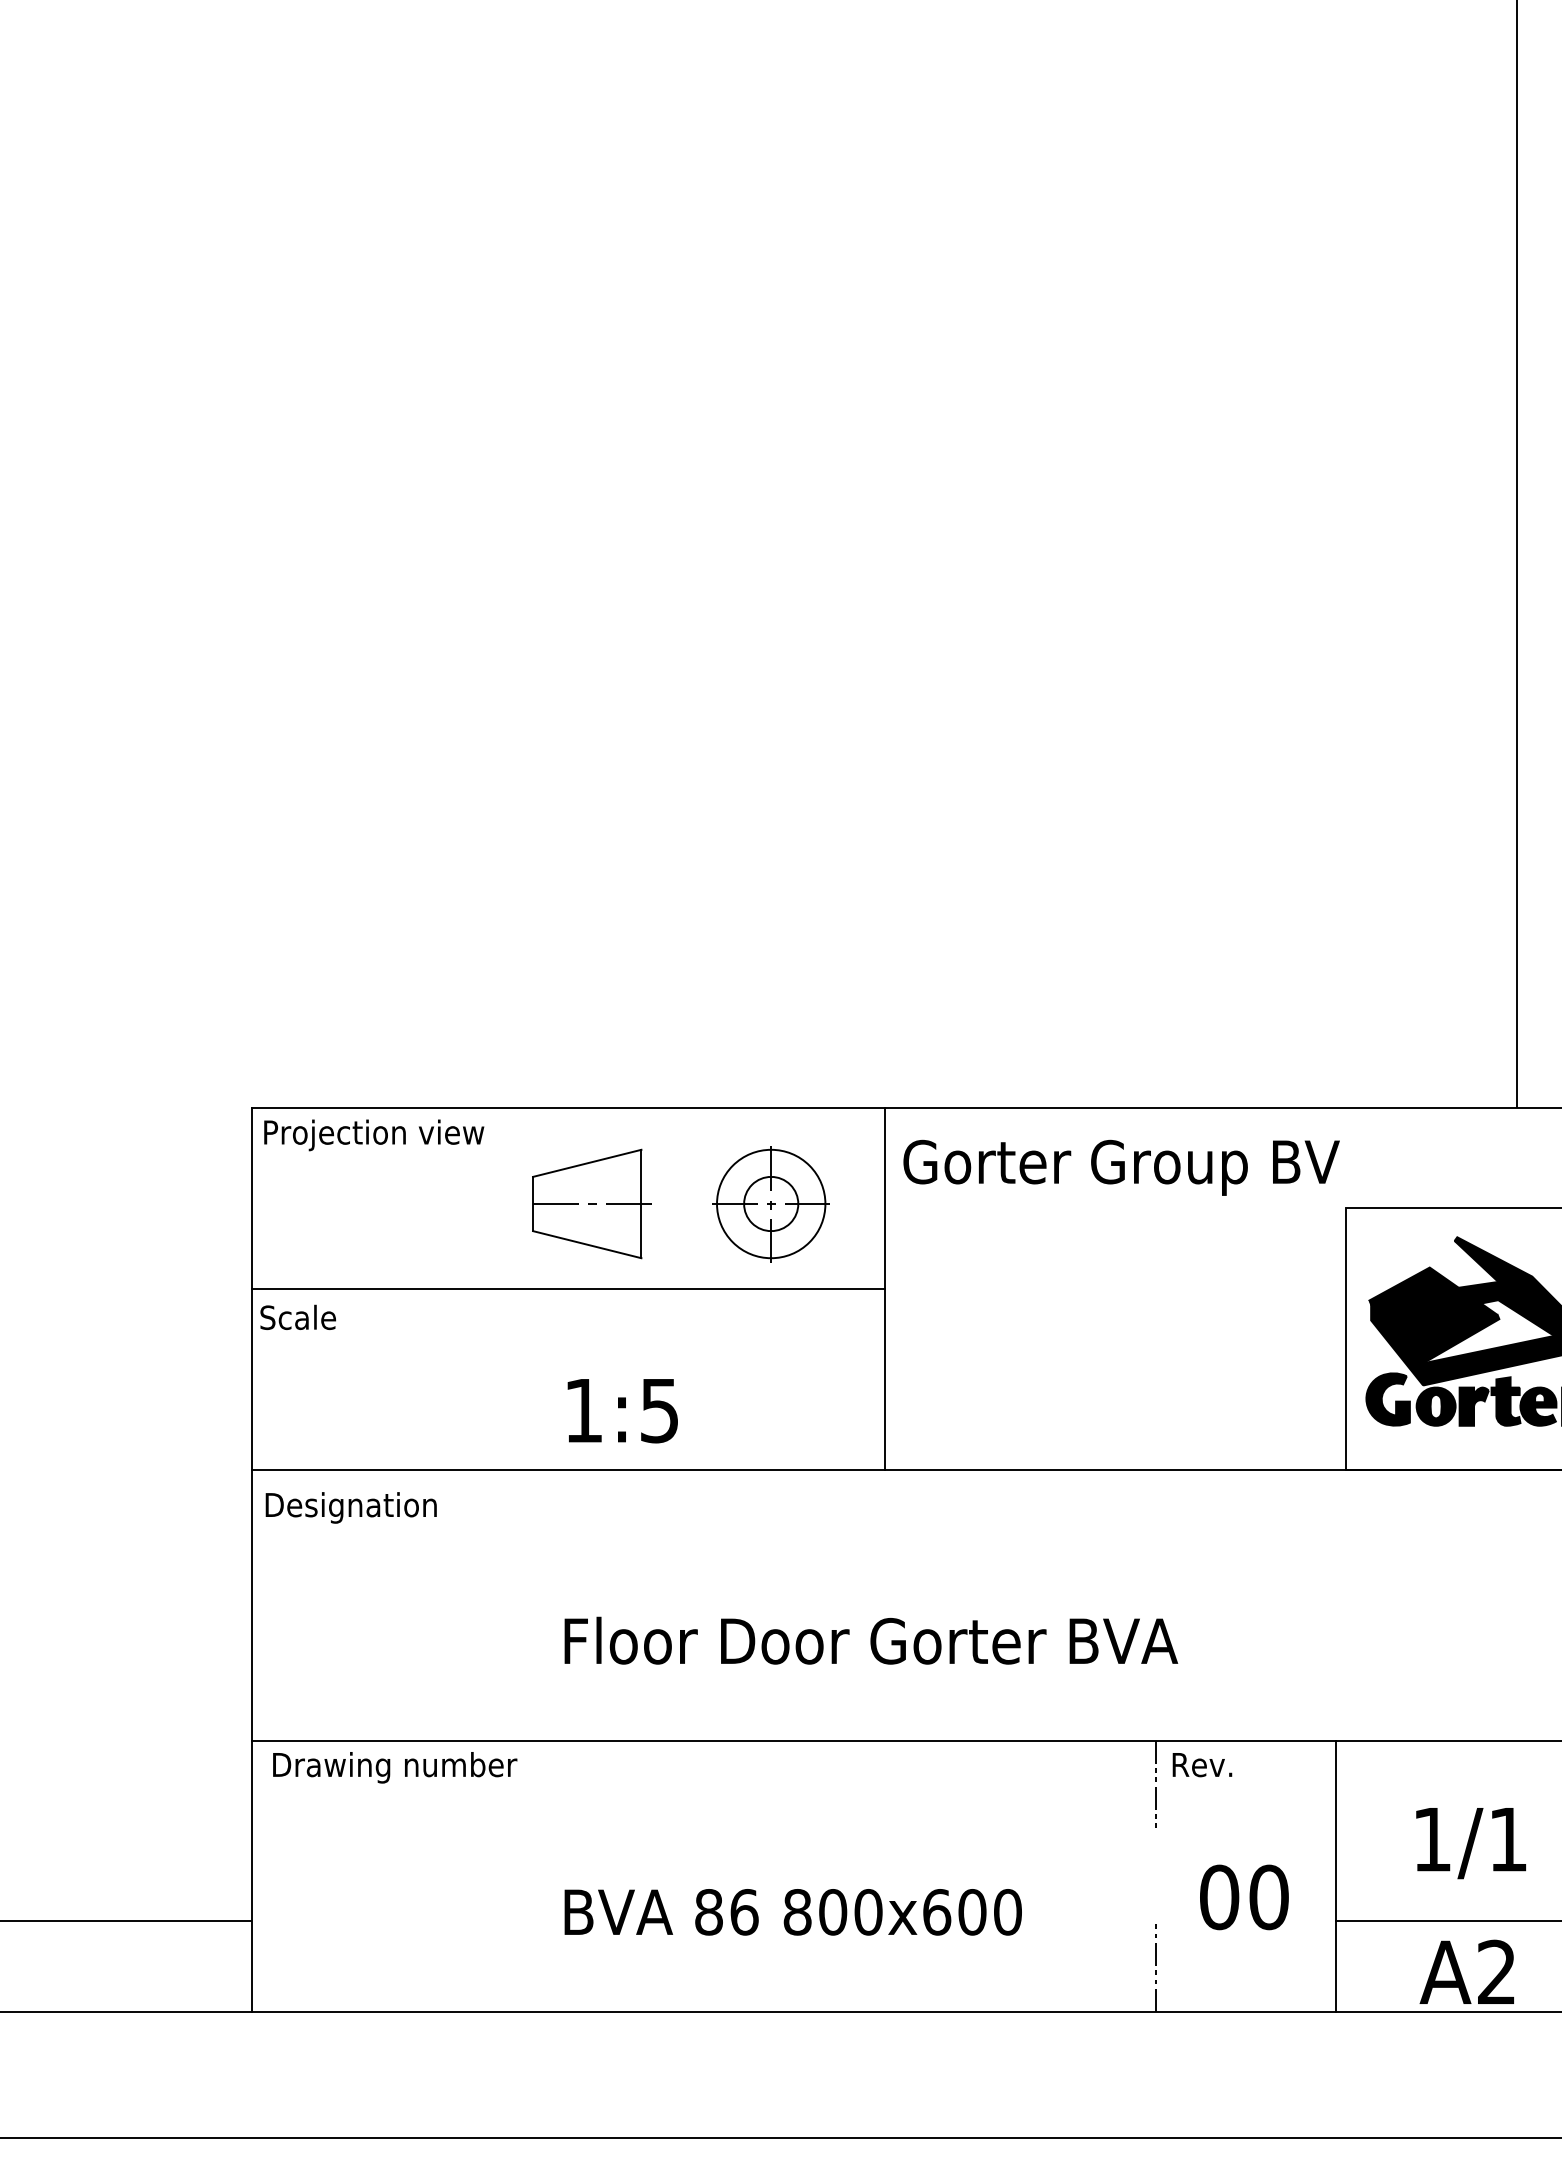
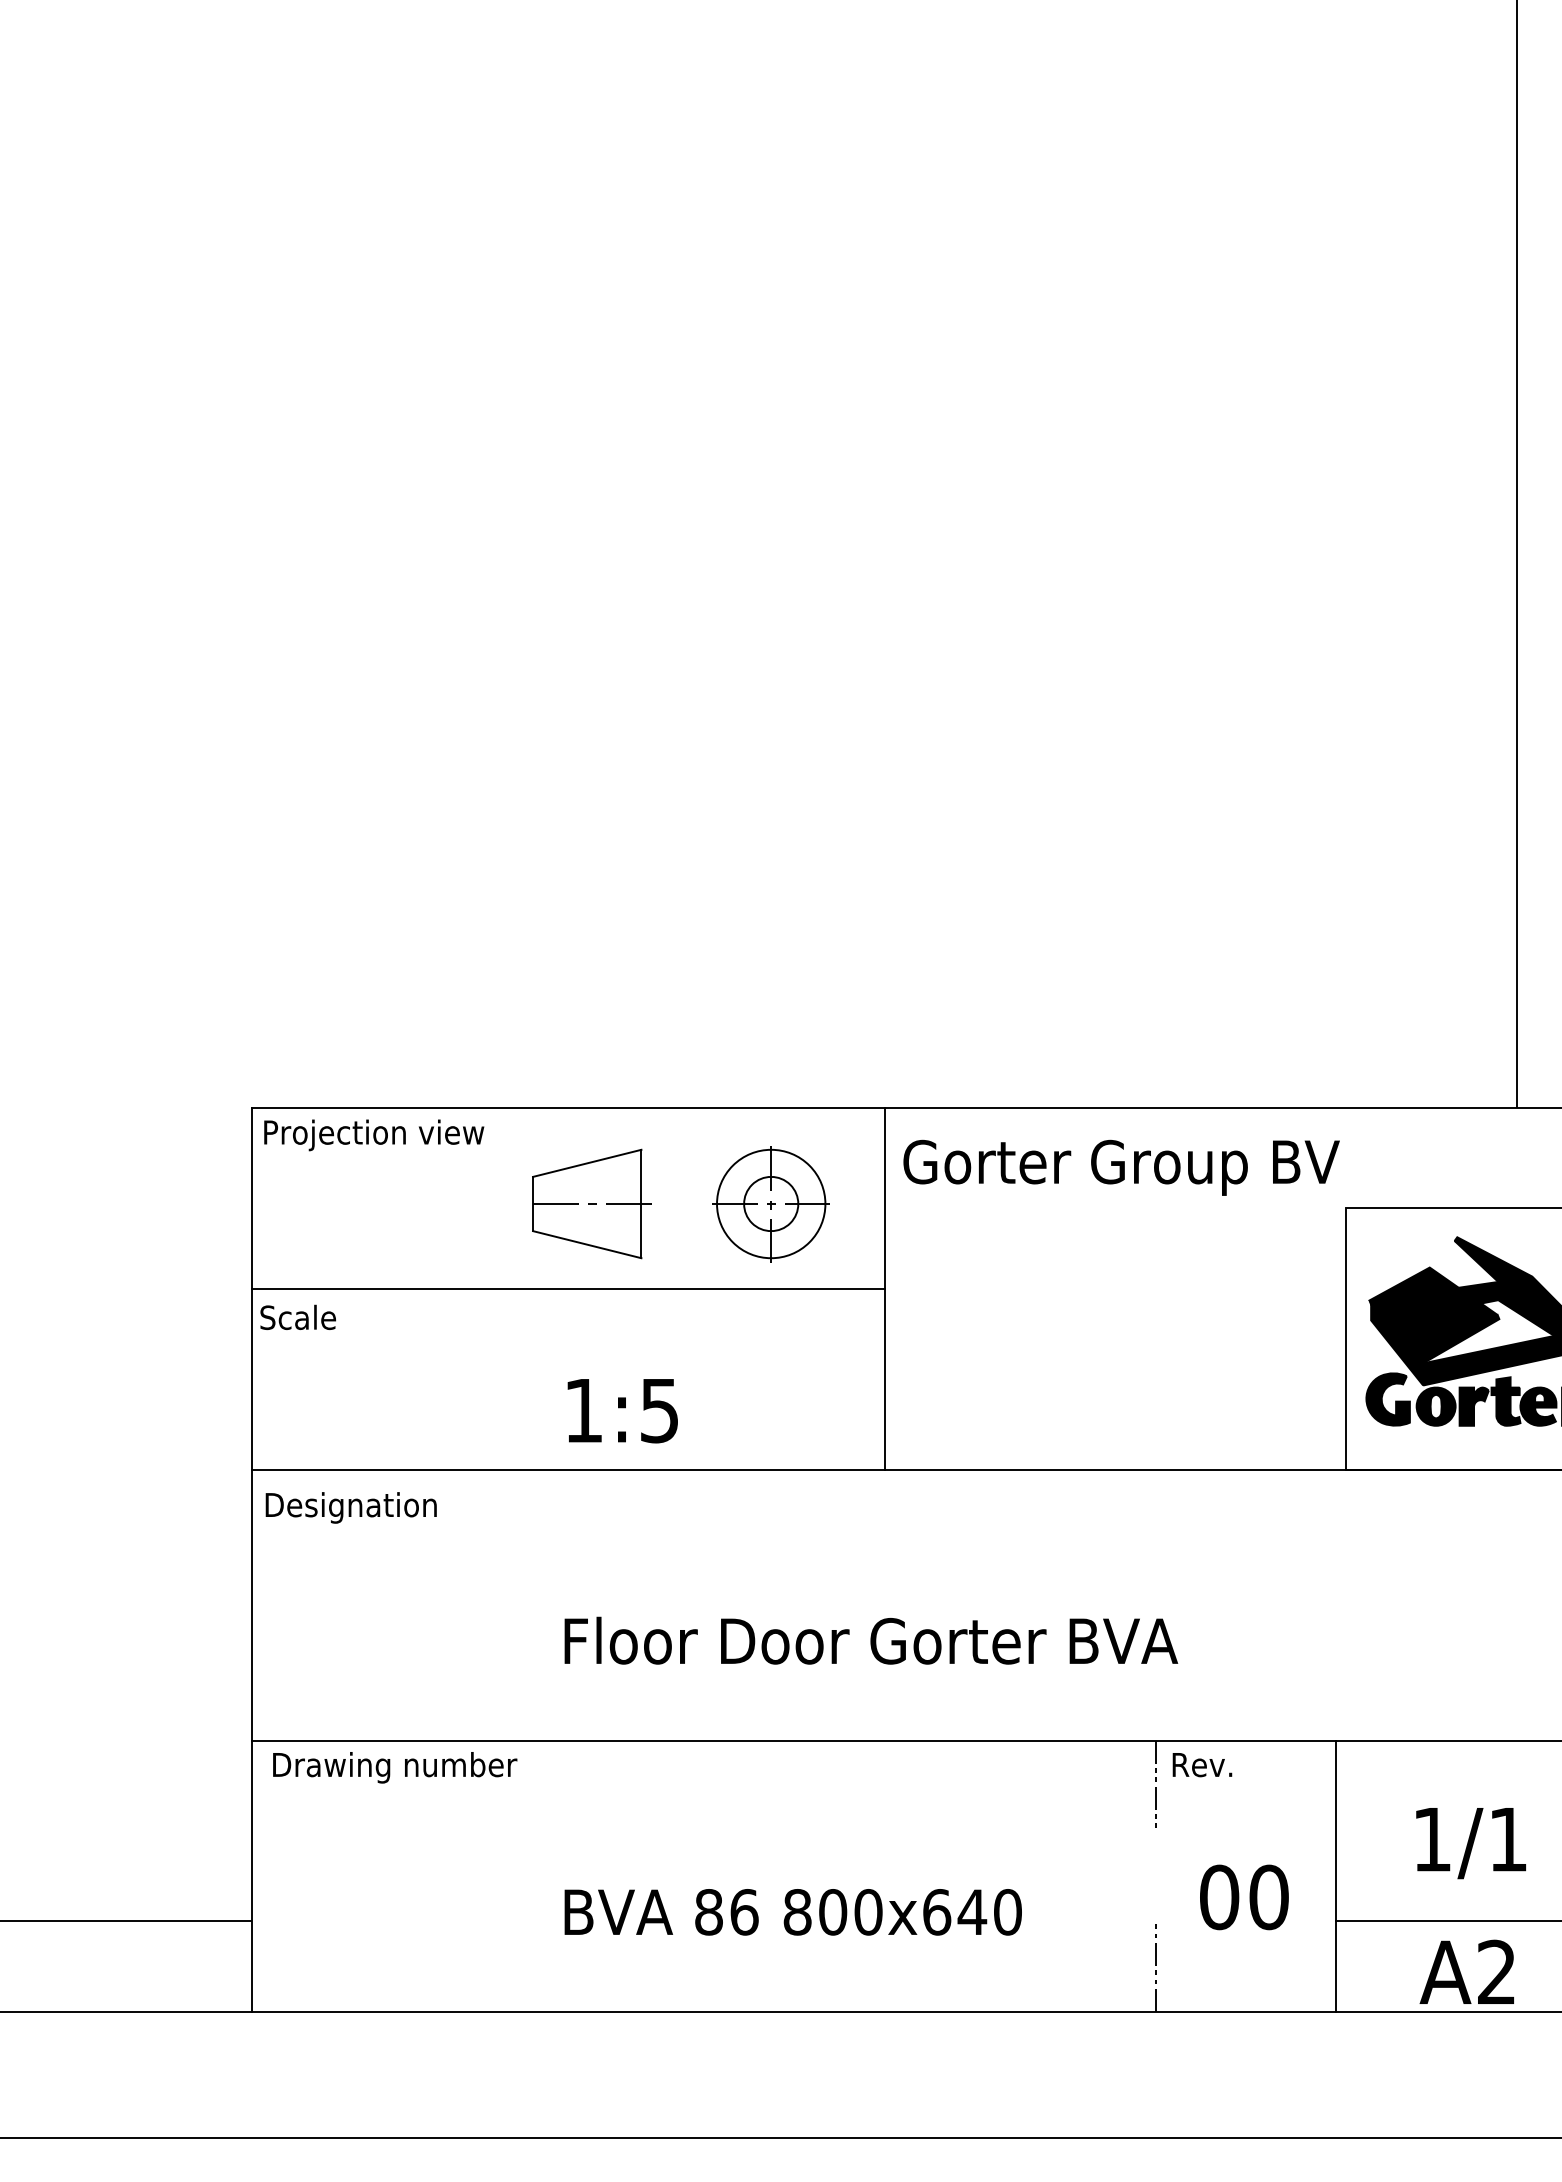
text: 800x600 -> 800x640 (972, 1912)
